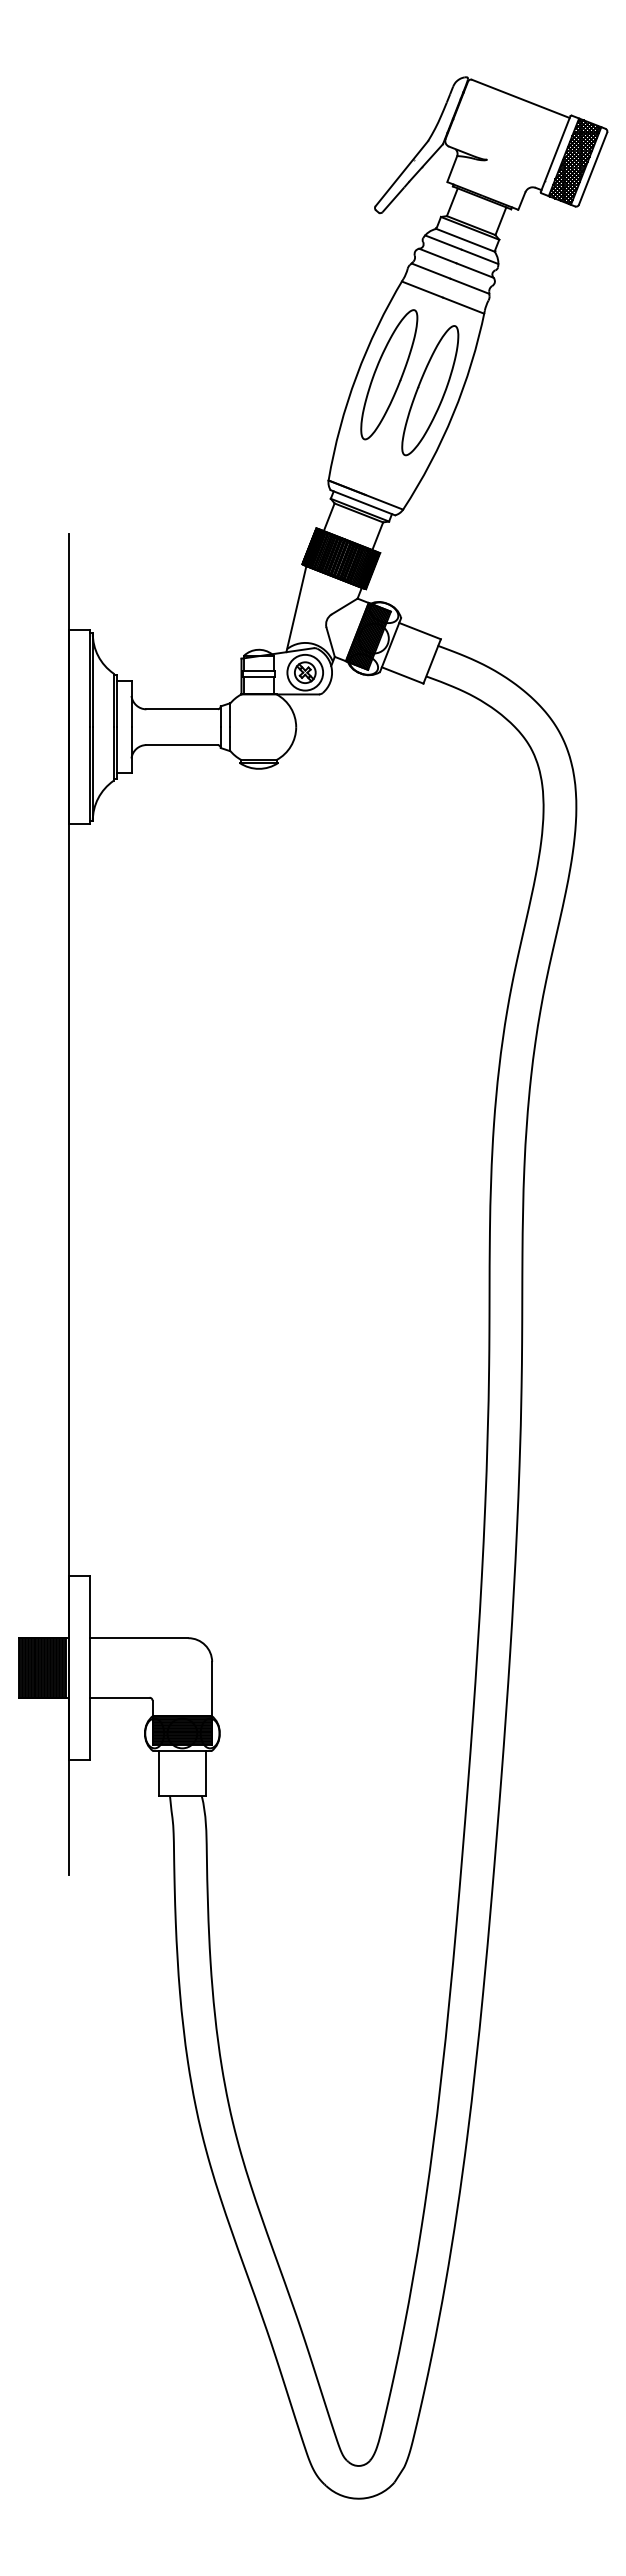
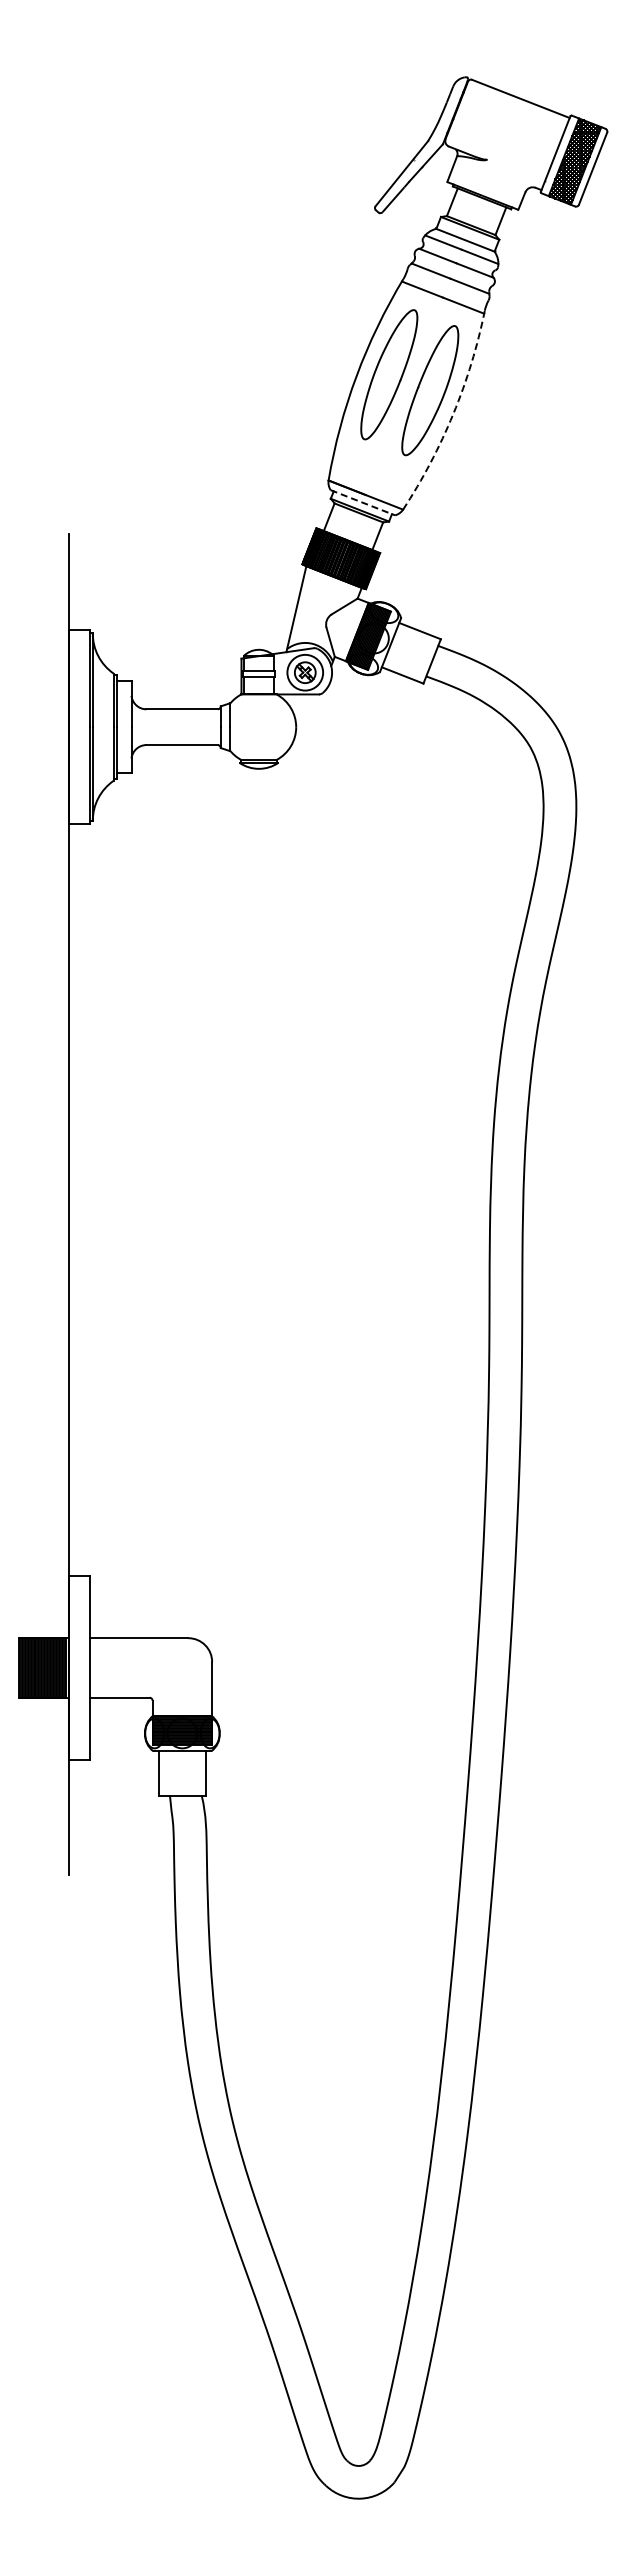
arc: solid -> dashed (453, 414)
line: solid -> dashed (362, 502)
